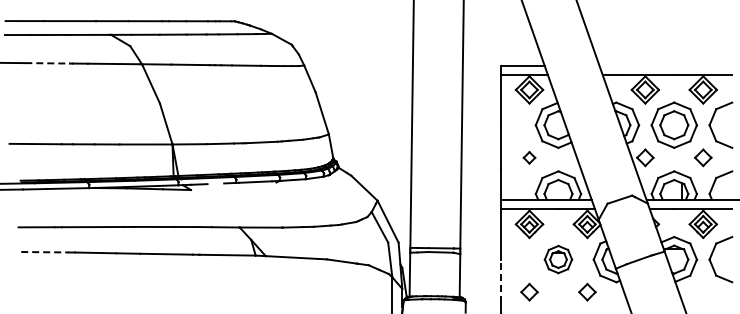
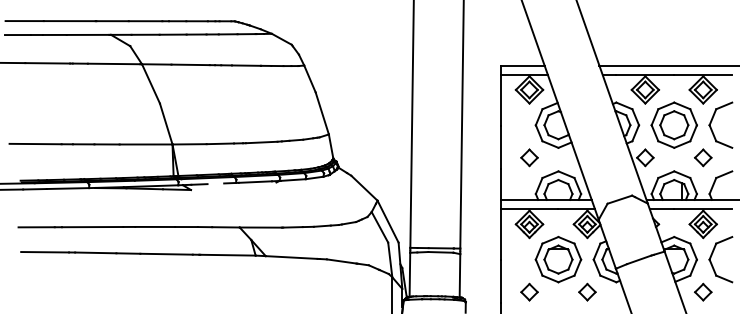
line: dashed -> solid (48, 63)
line: none -> present (667, 65)
part size: 15x14 px -> 19x20 px (529, 157)
line: dashed -> solid (45, 252)
part size: 31x31 px -> 49x49 px (558, 259)
line: dashed -> solid (500, 281)
part: none -> present (703, 291)
